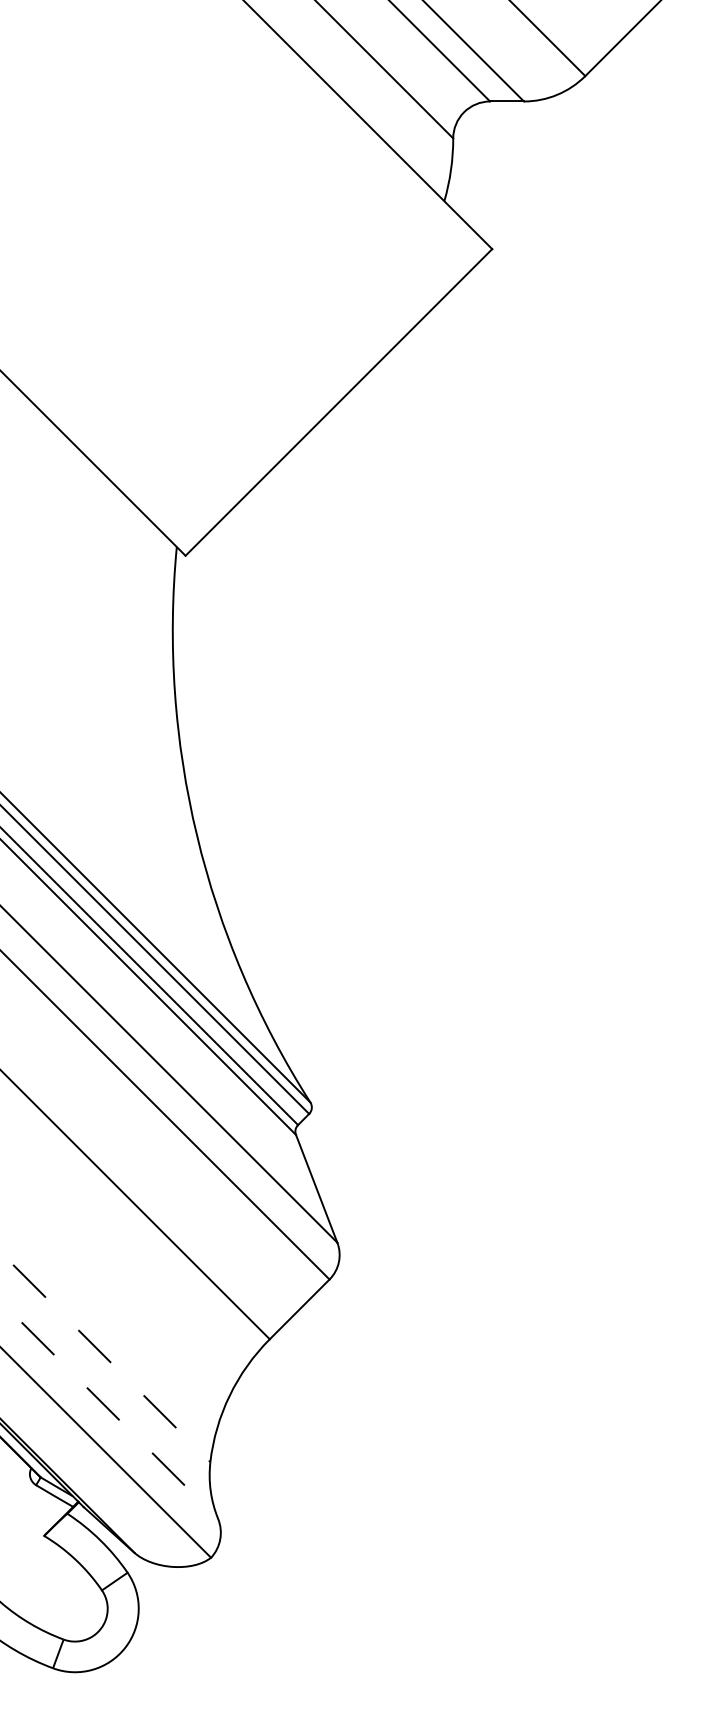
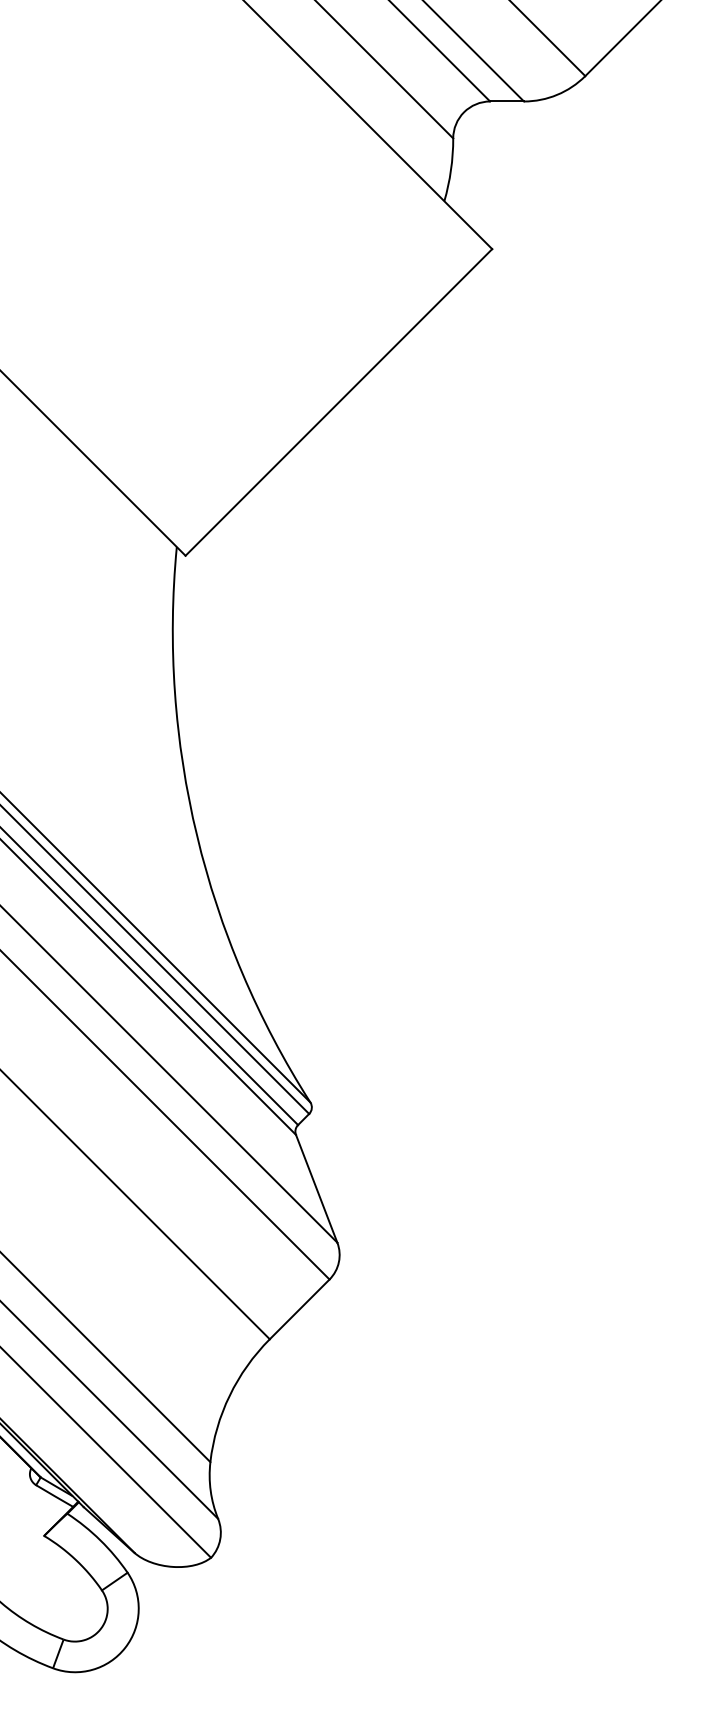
line: dashed -> solid (105, 1357)
line: dashed -> solid (109, 1409)
